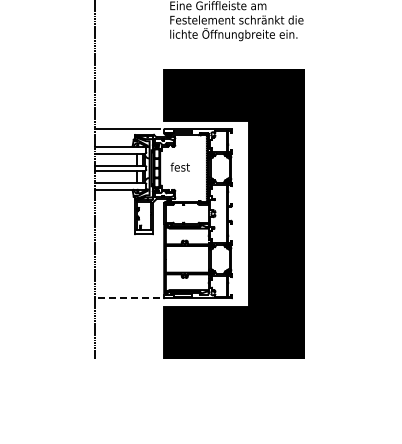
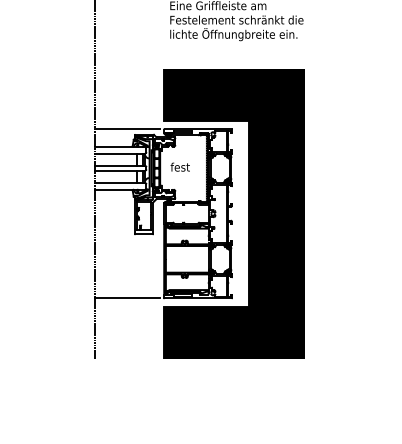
line: dashed -> solid (127, 298)
